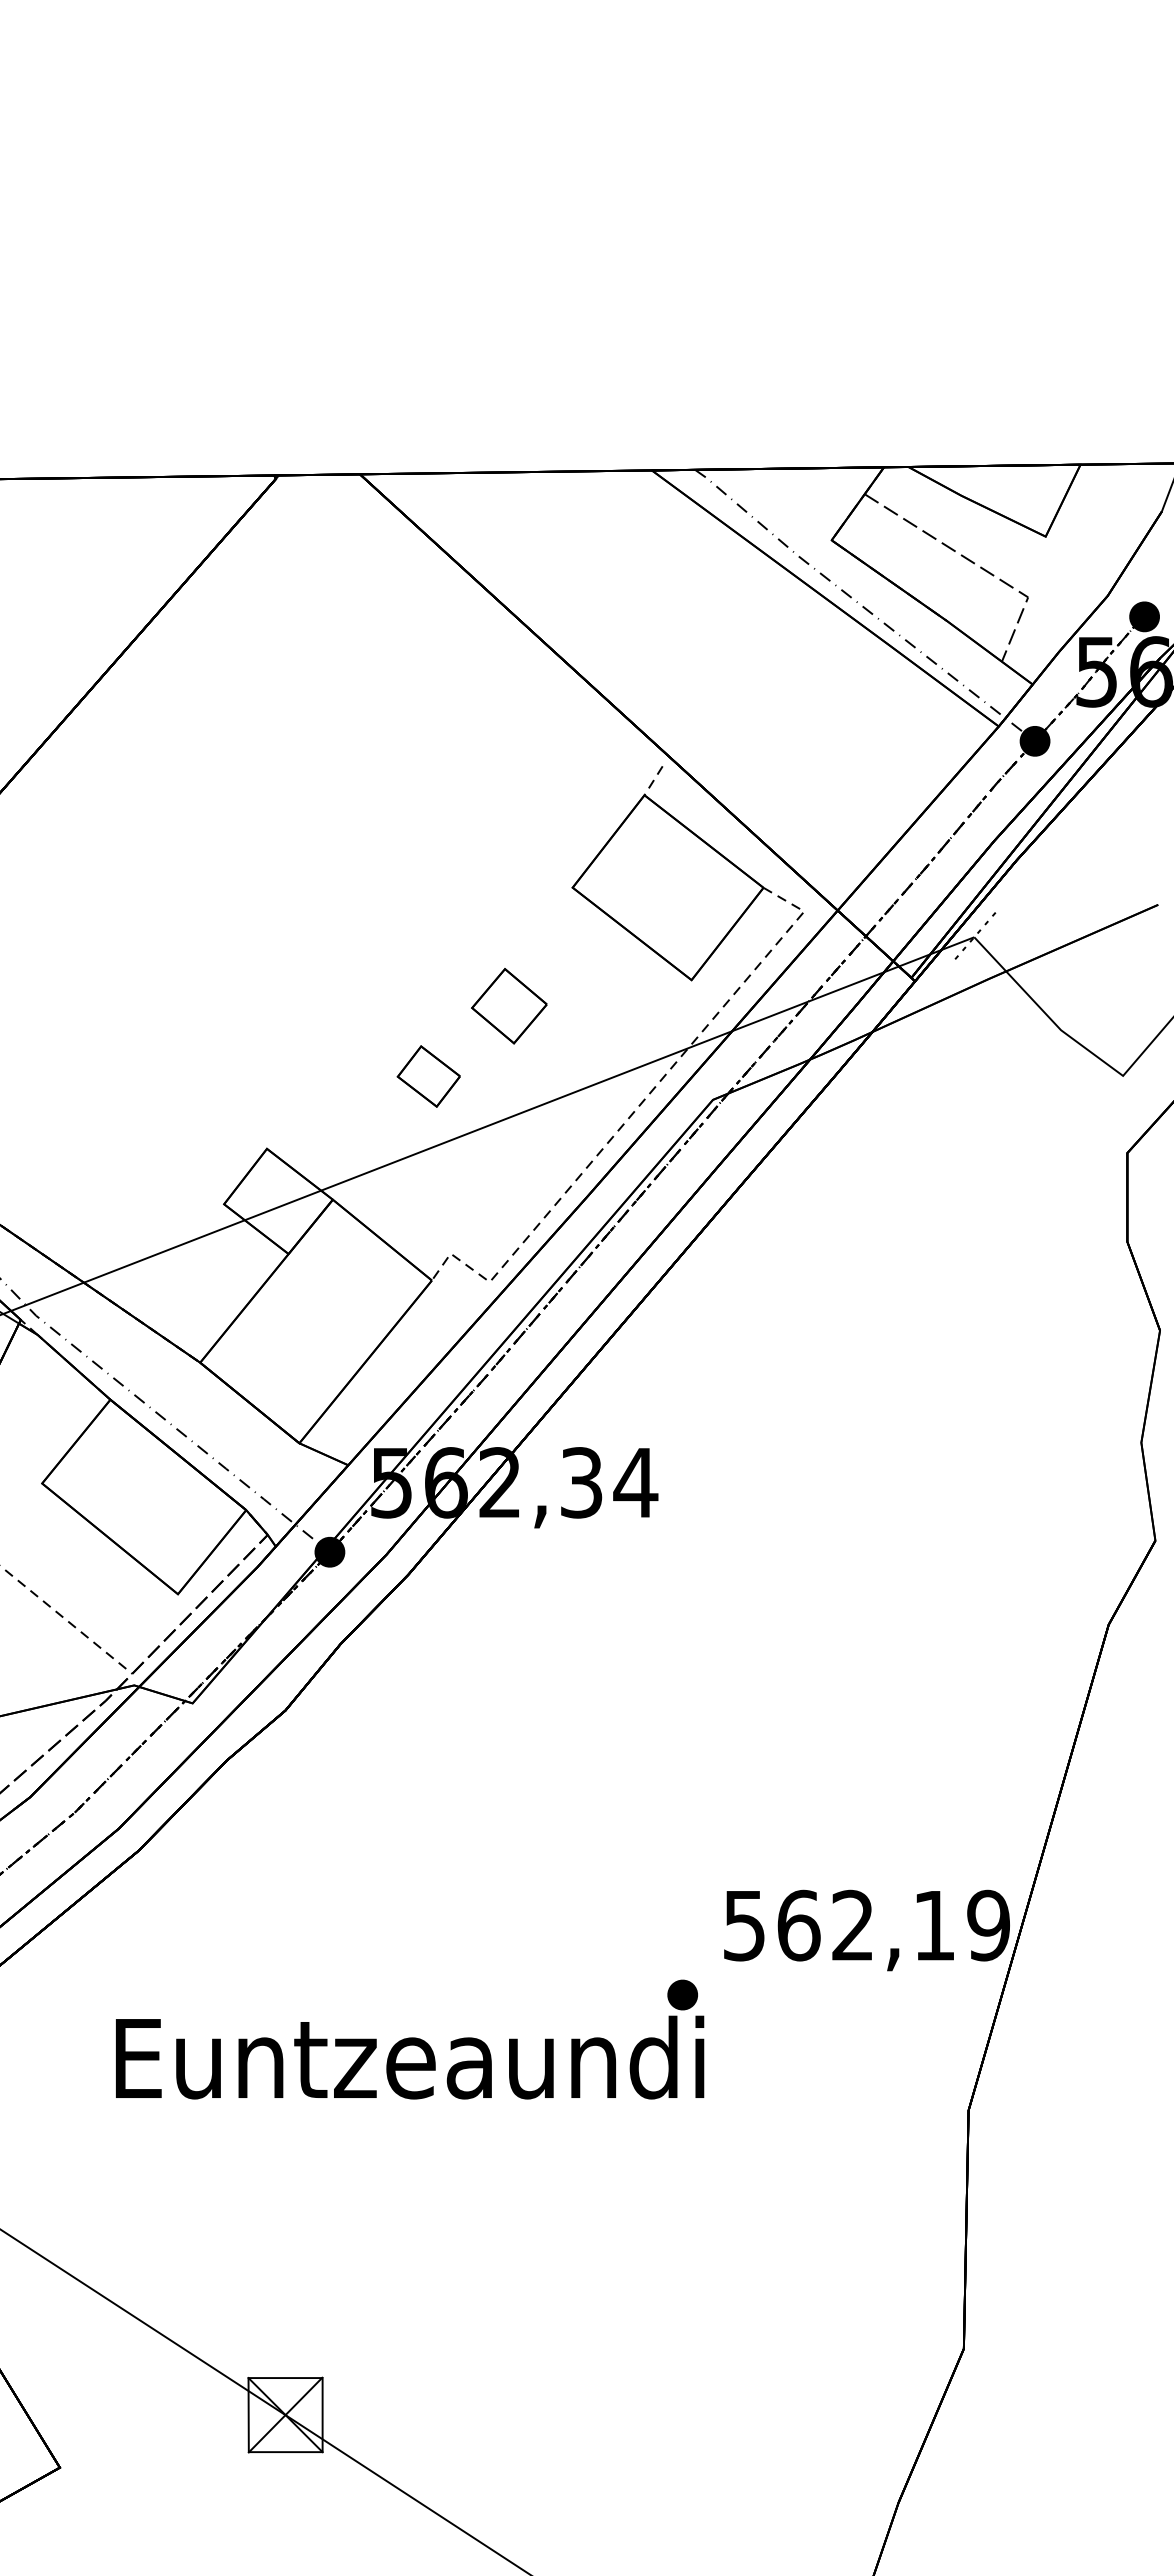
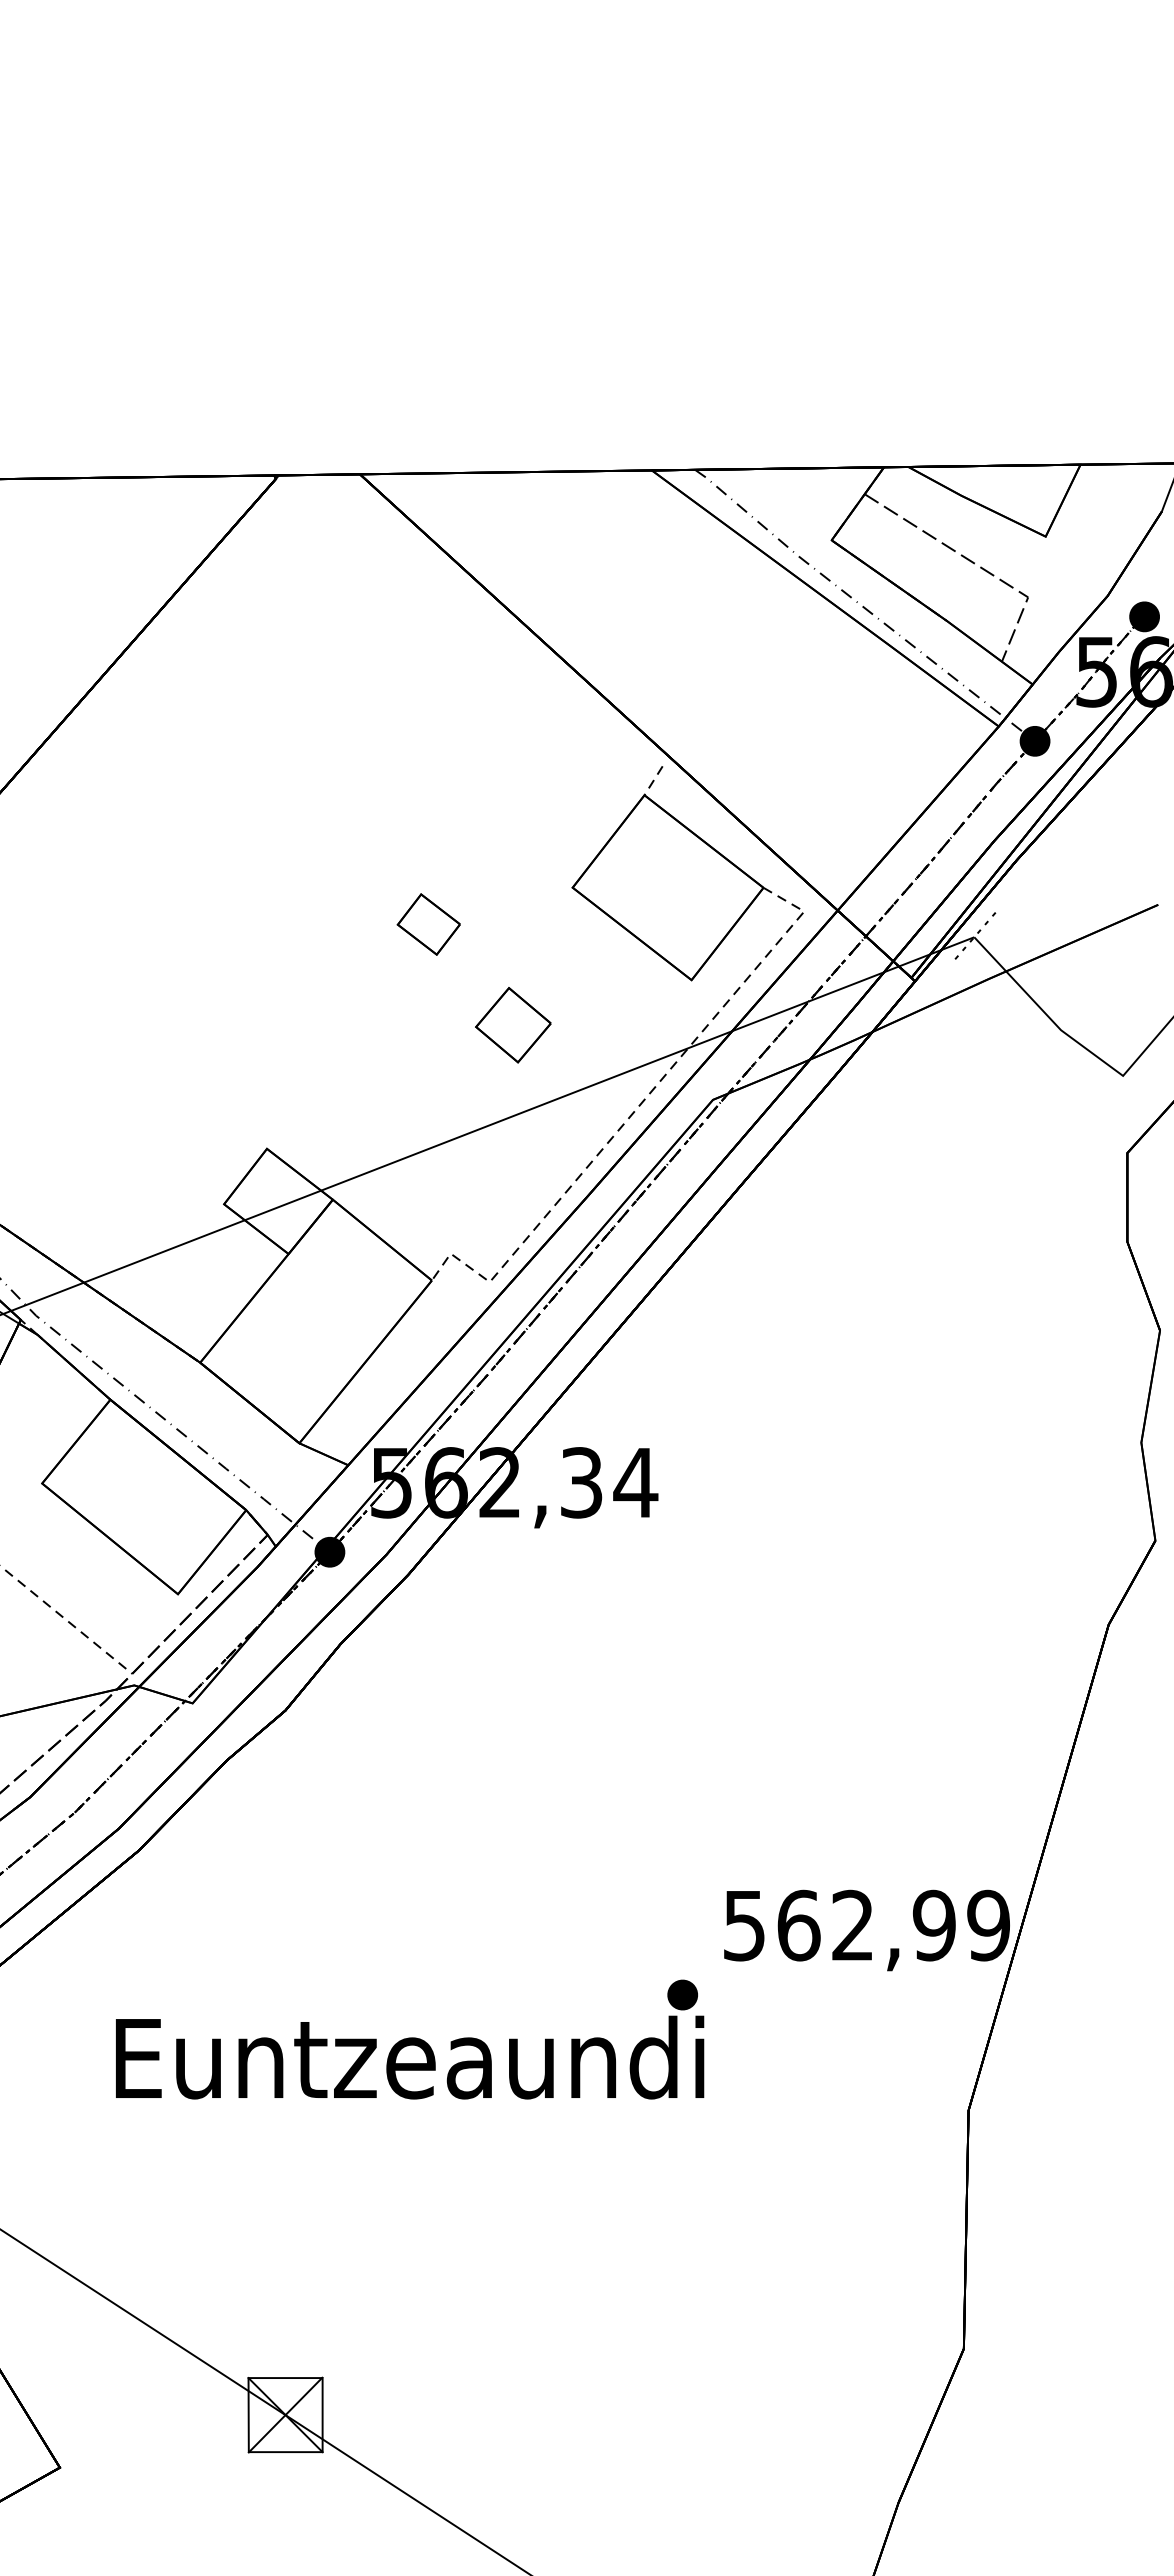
part position: (509, 1006) -> (513, 1025) (513, 1025)
part position: (428, 1076) -> (428, 924) (428, 924)
text: 562,19 -> 562,99 (933, 1925)
